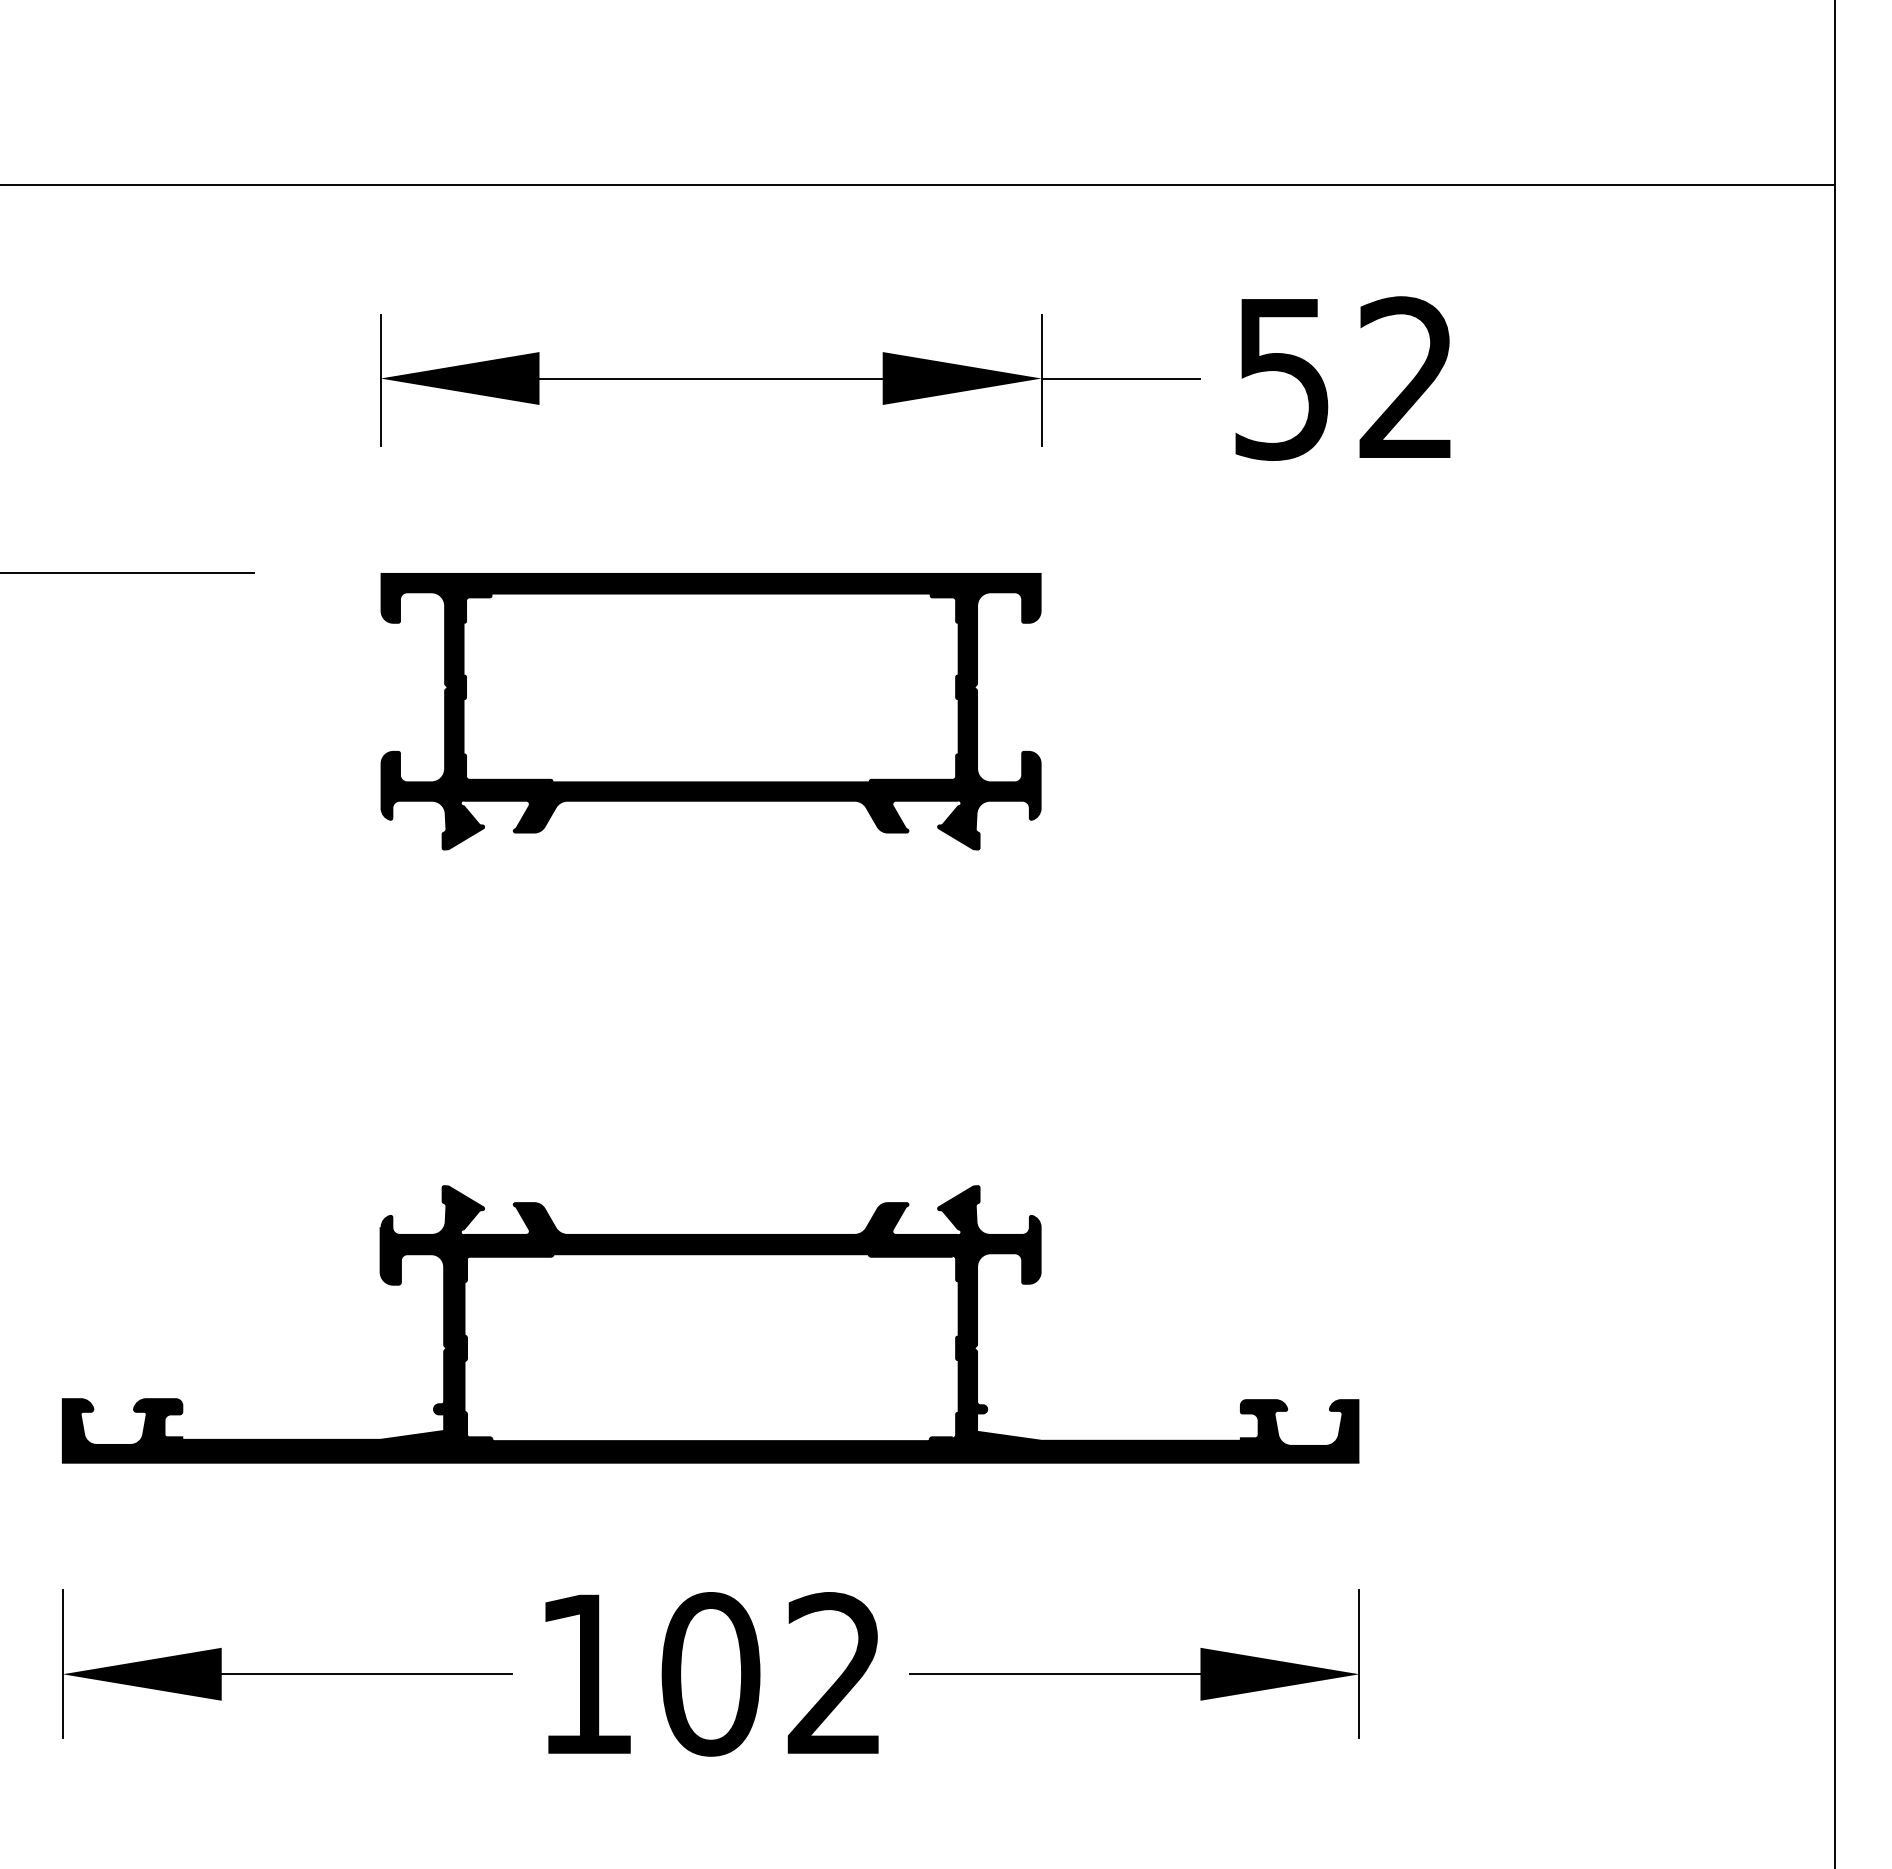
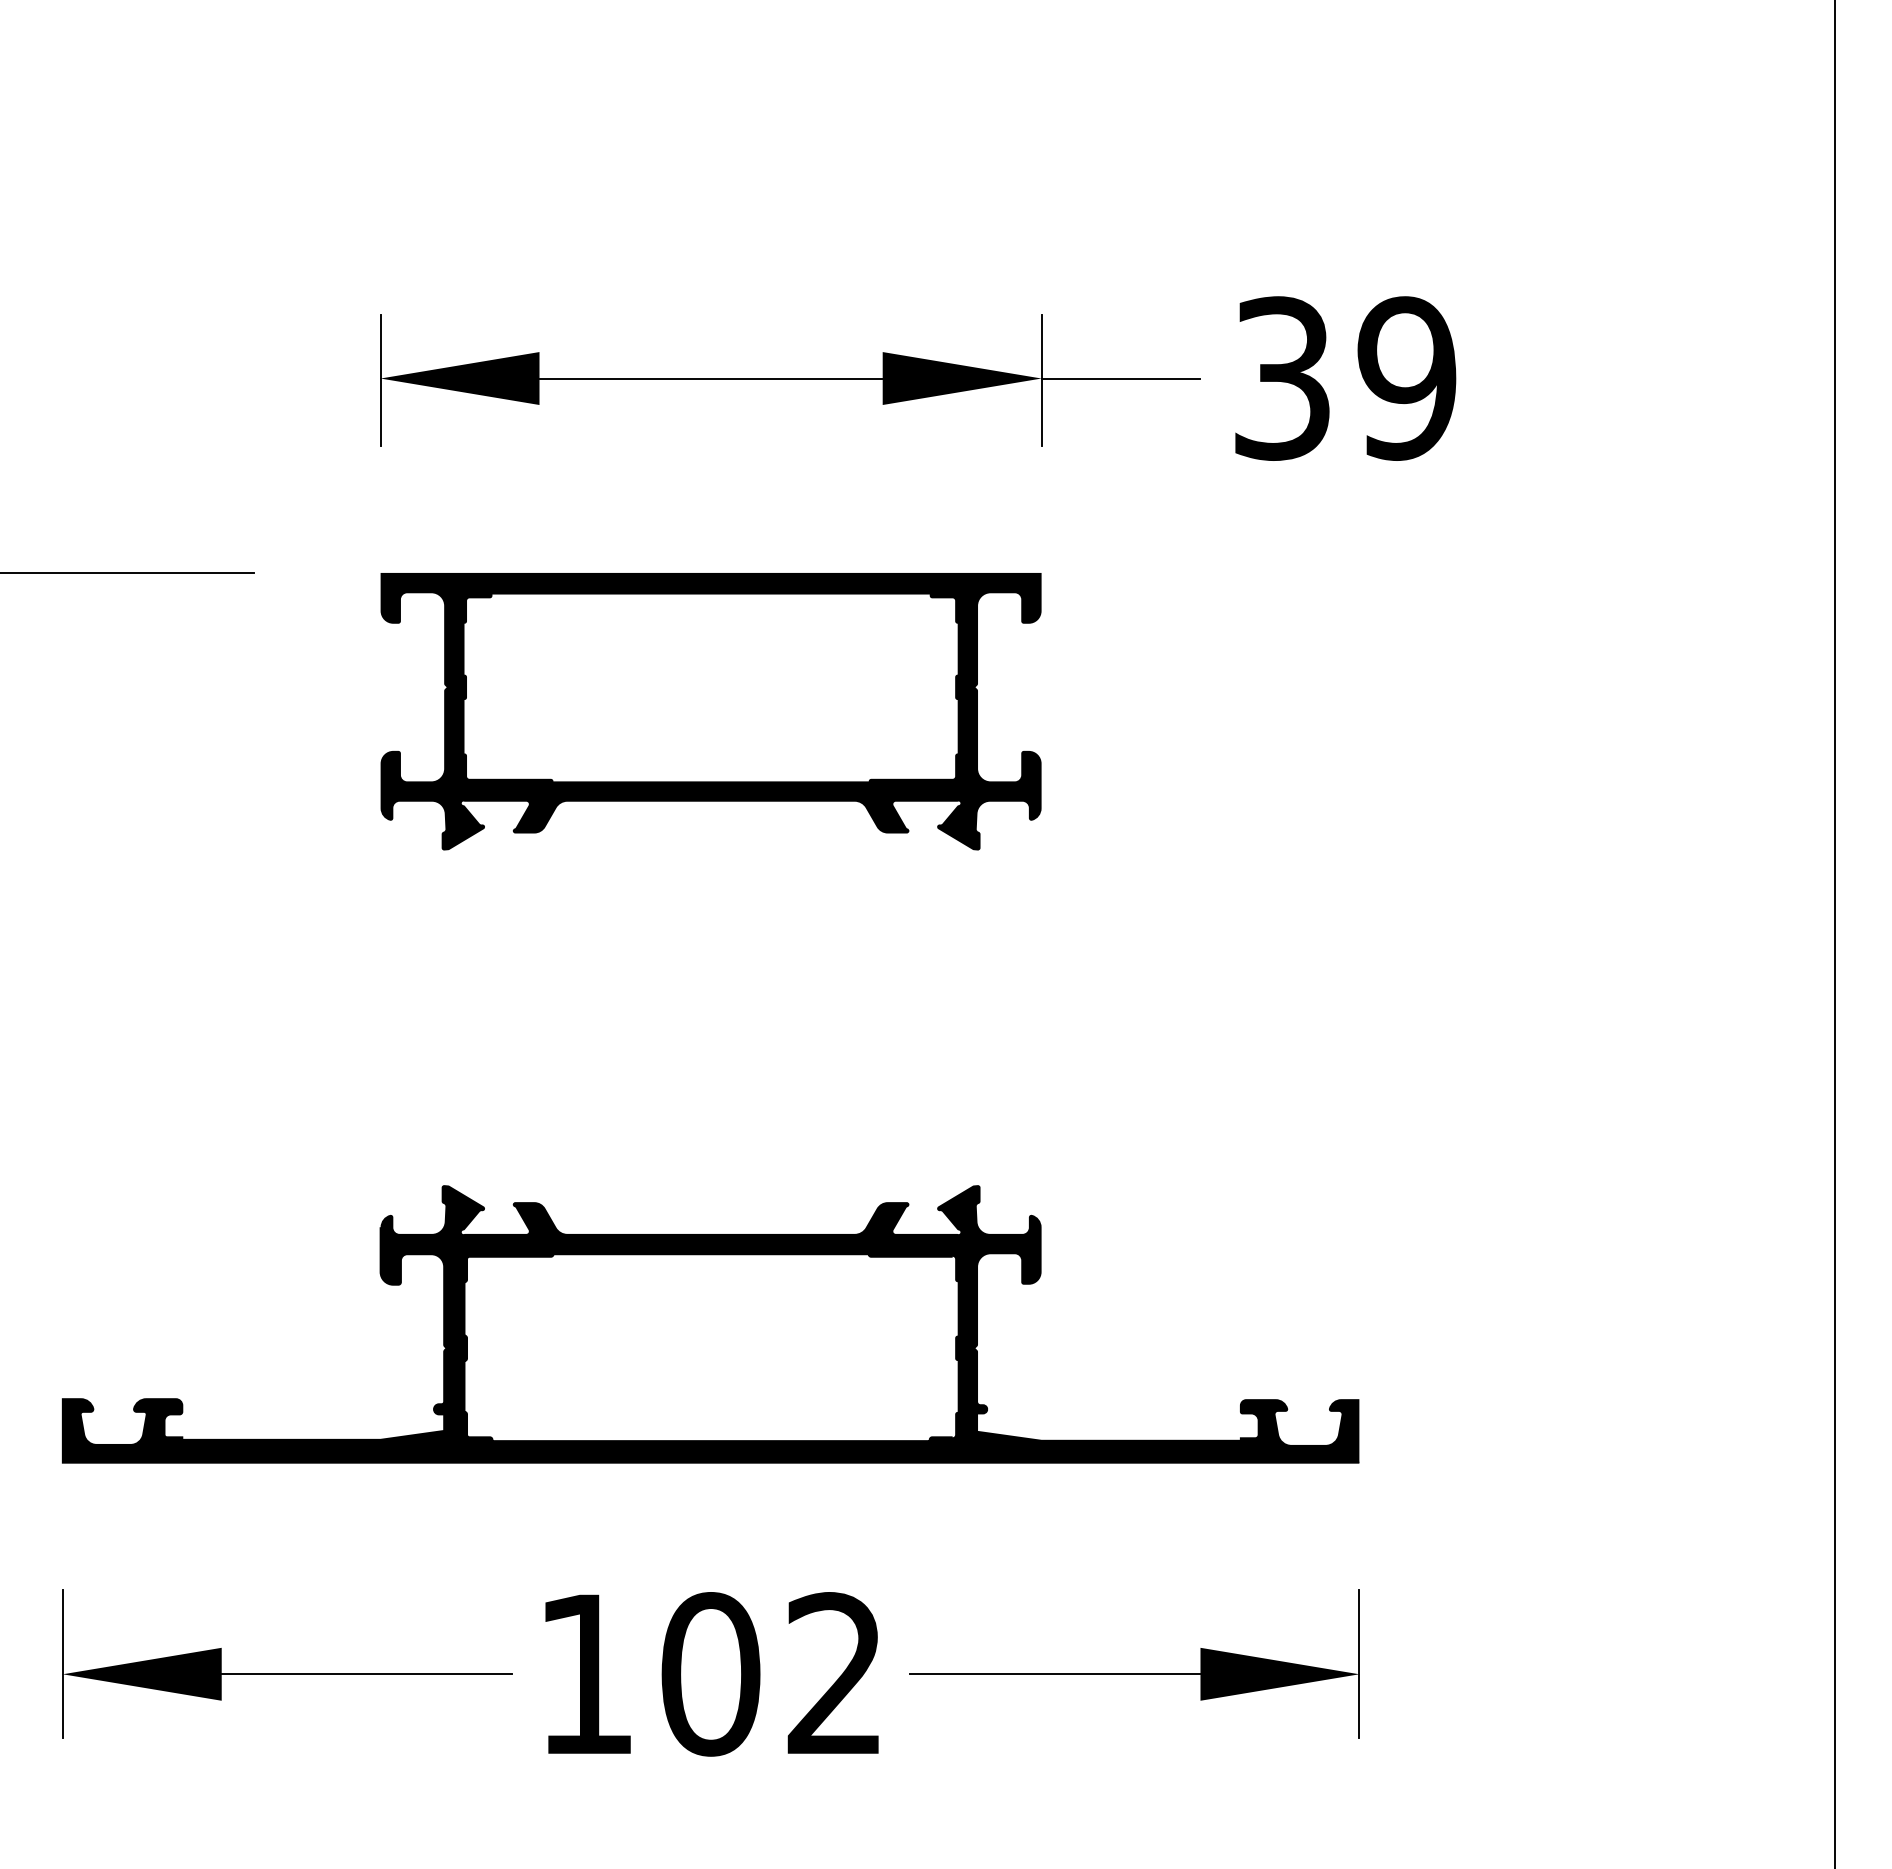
line: present -> none (918, 184)
text: 52 -> 39 (1345, 378)
